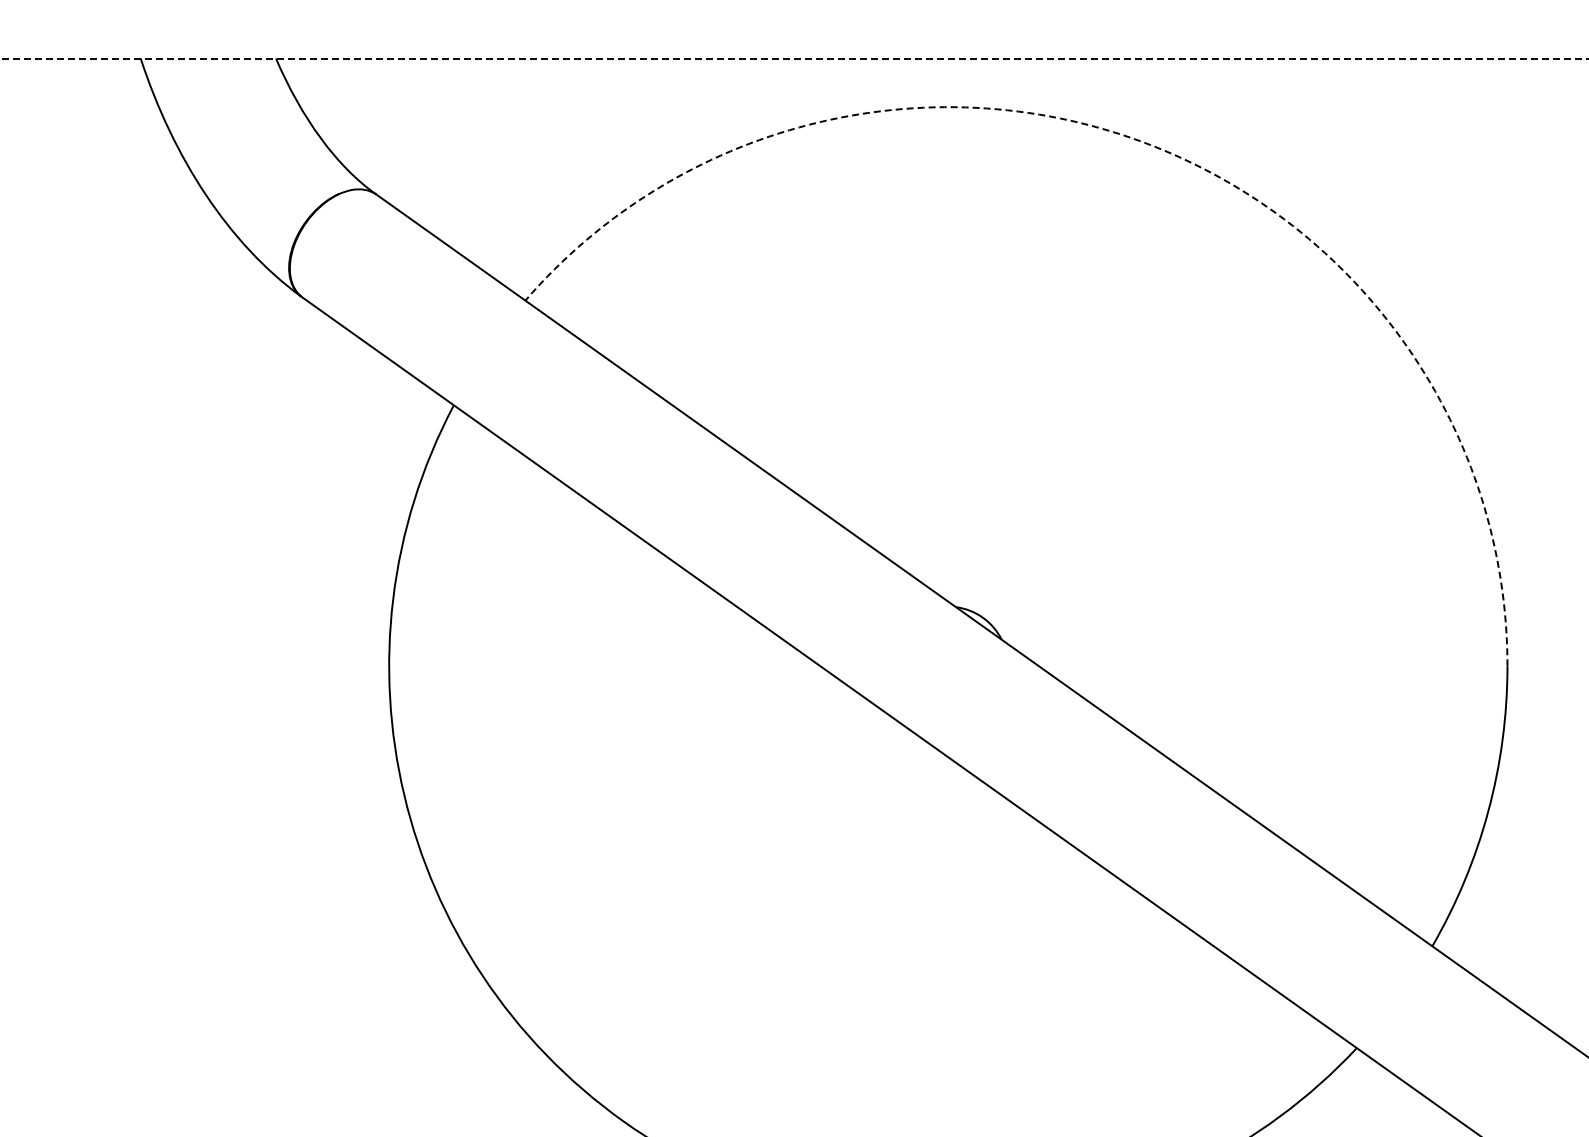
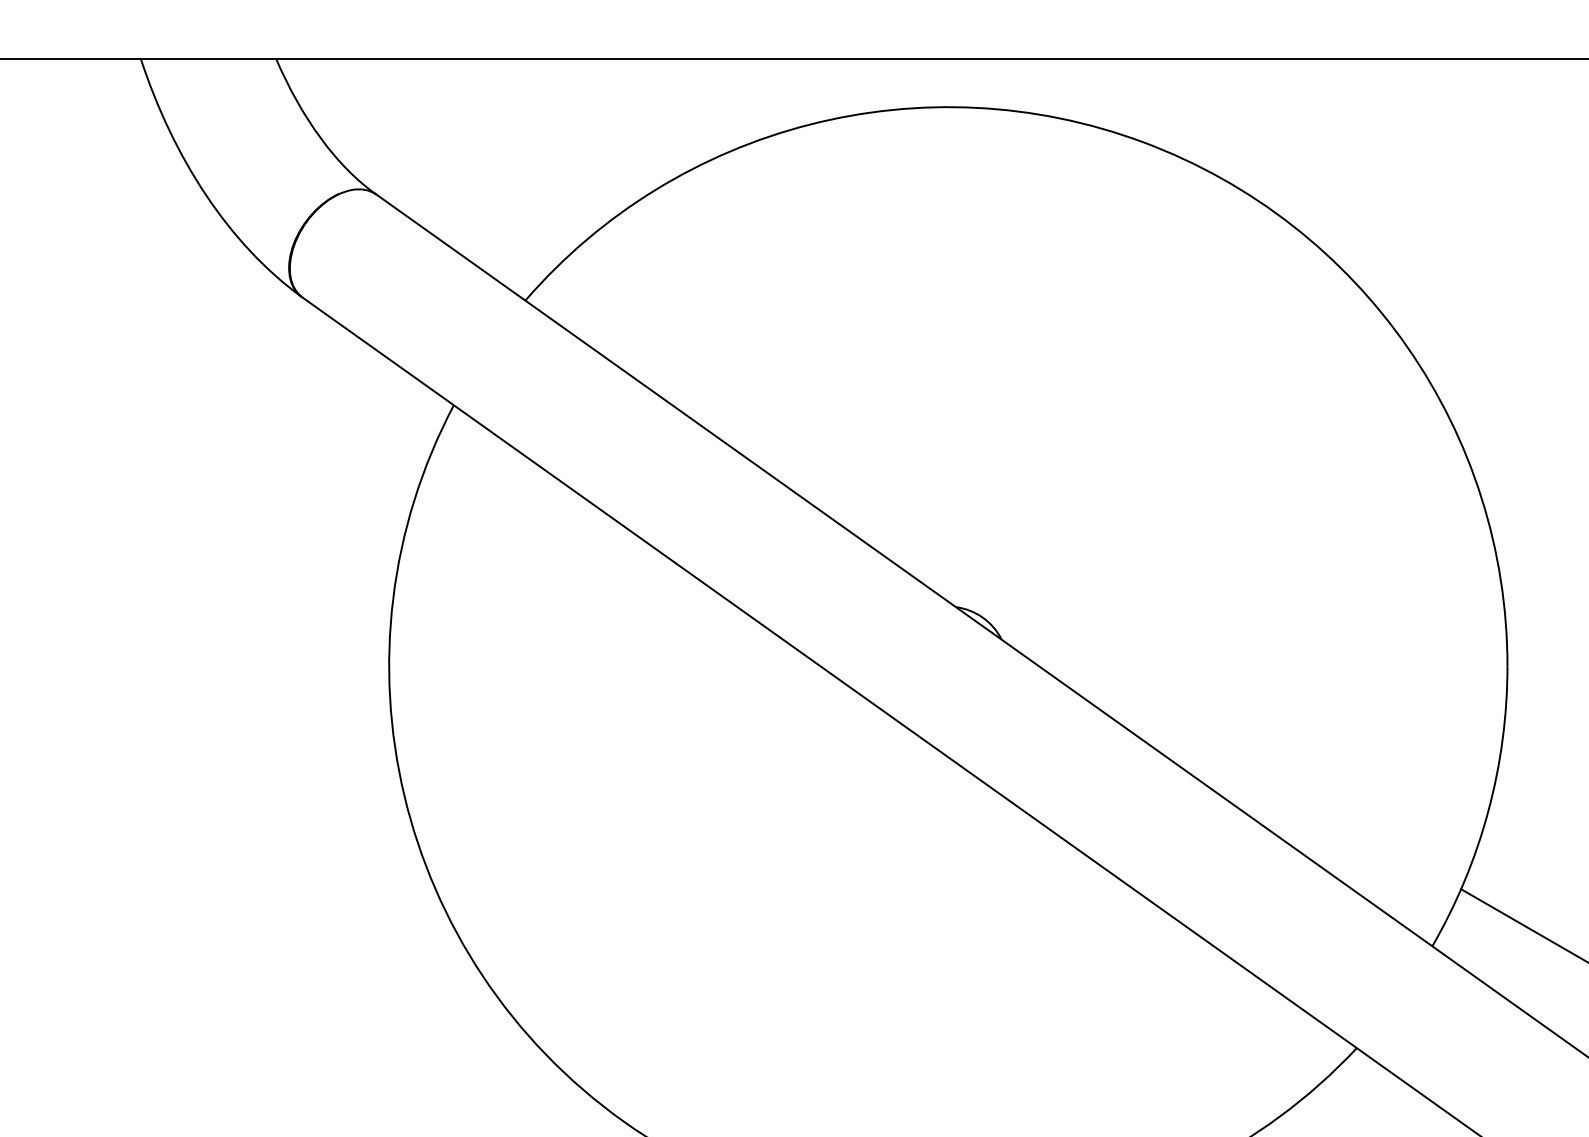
line: dashed -> solid (794, 58)
arc: dashed -> solid (1143, 142)
line: none -> present (1523, 924)
